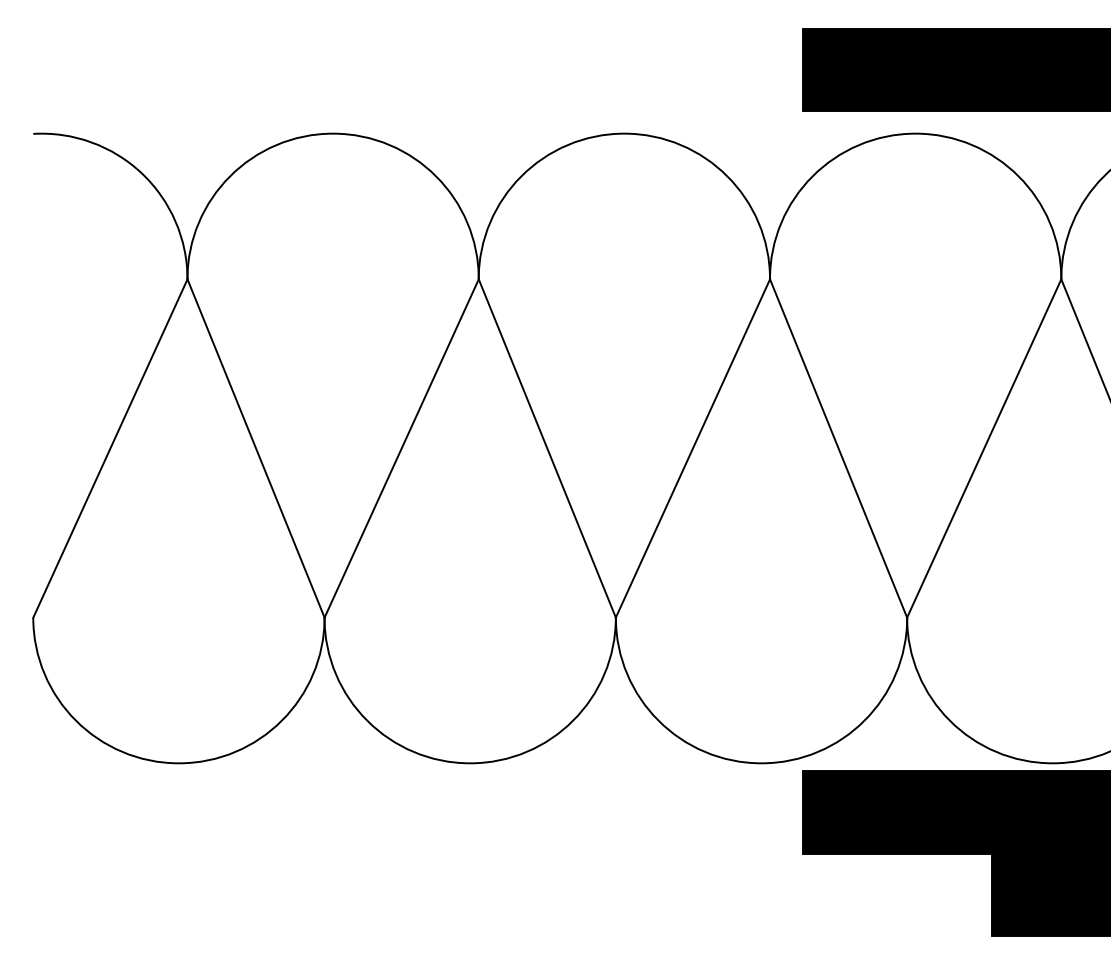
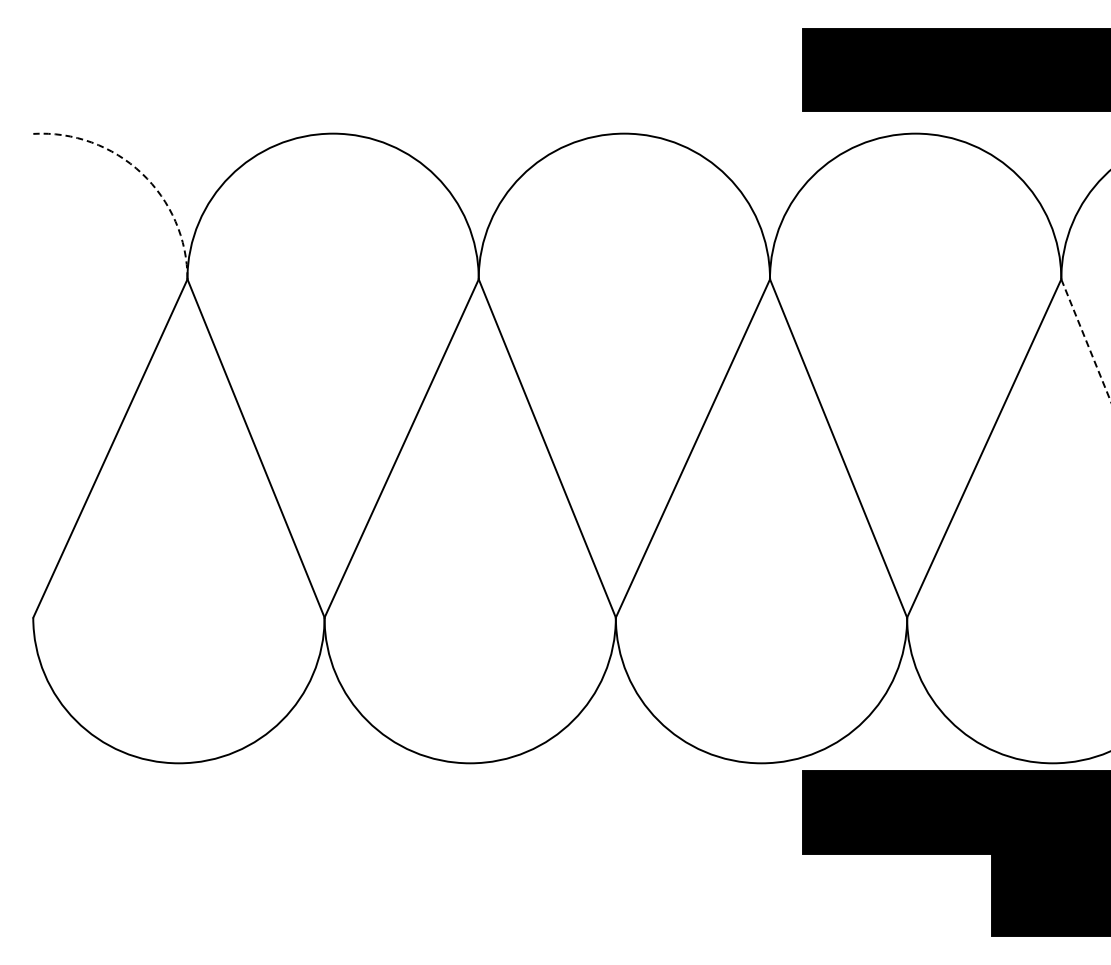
arc: solid -> dashed (141, 173)
line: solid -> dashed (1086, 340)
